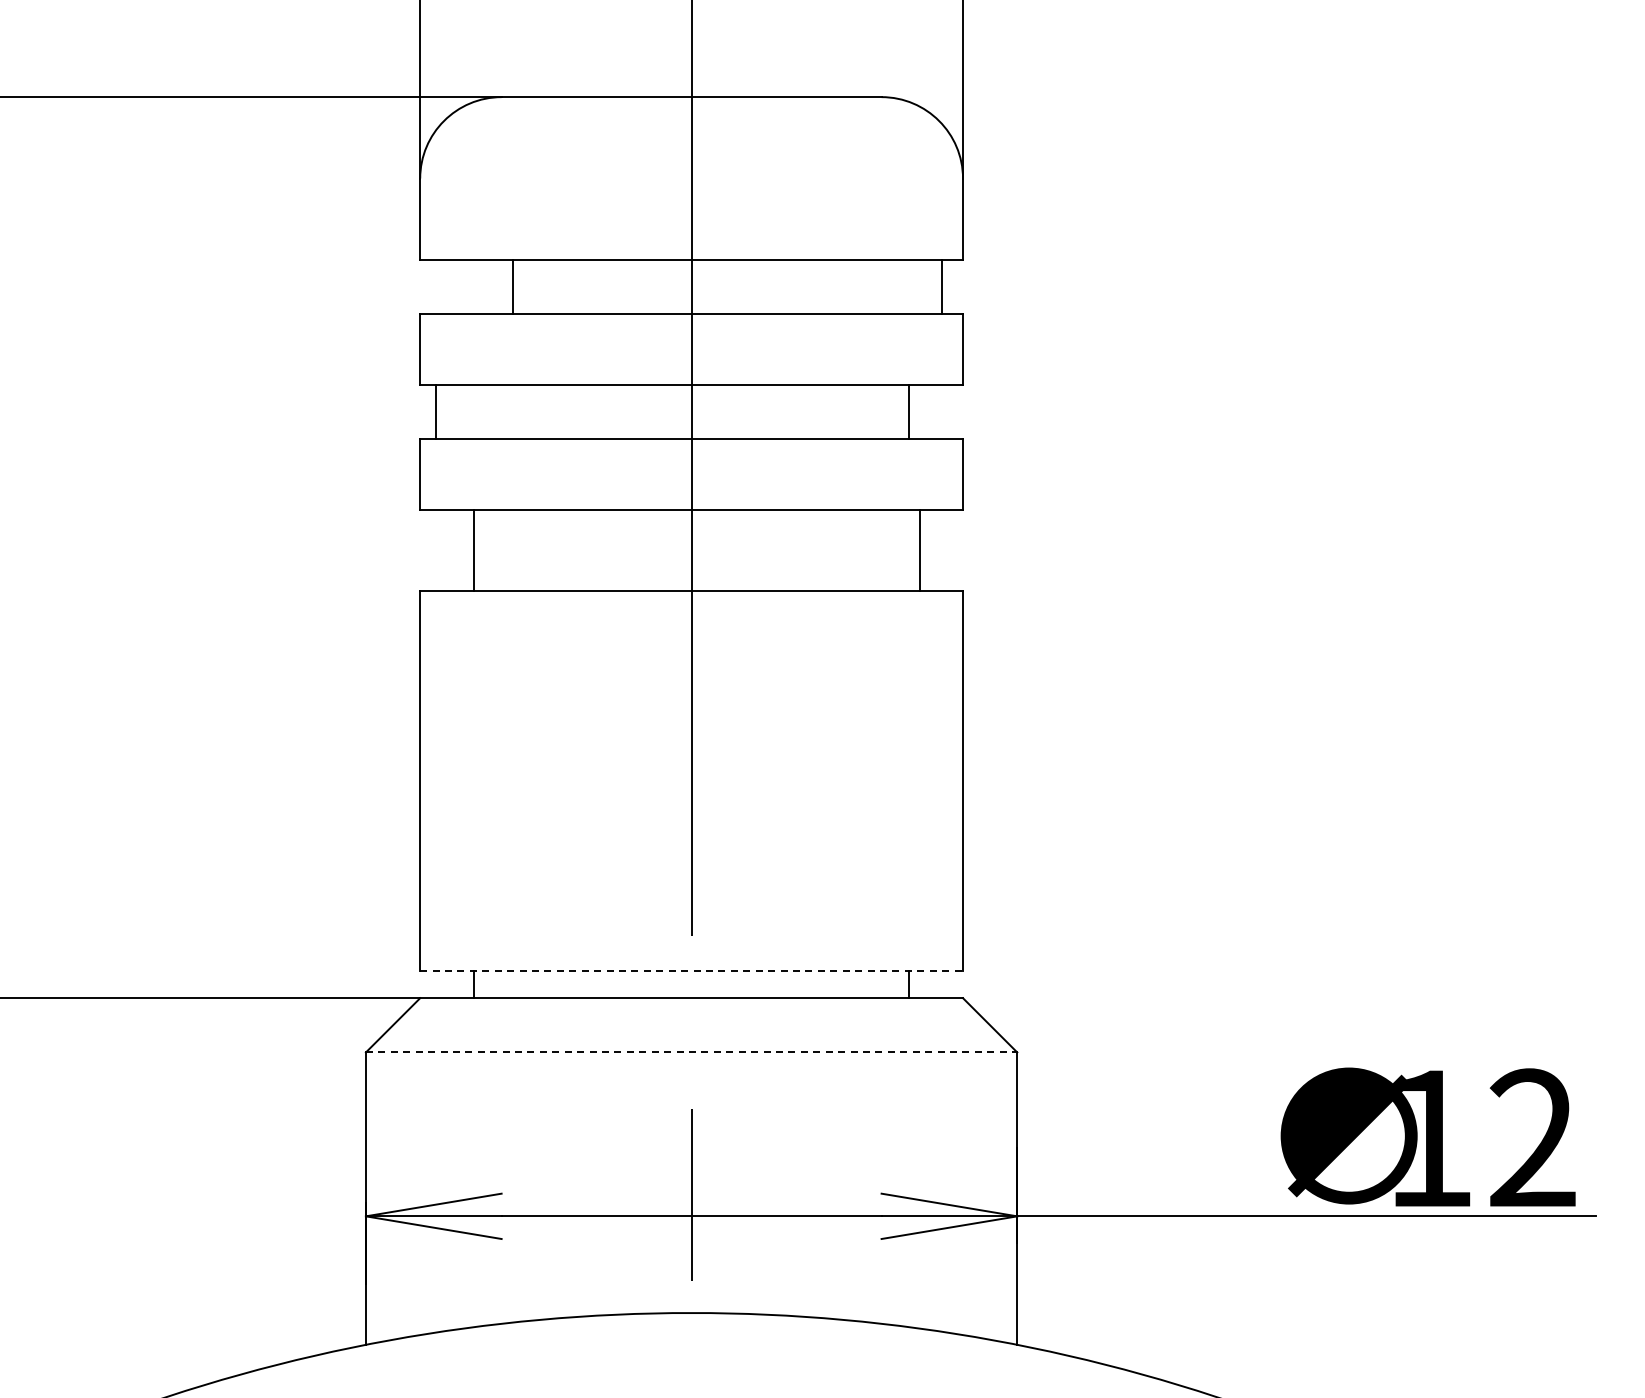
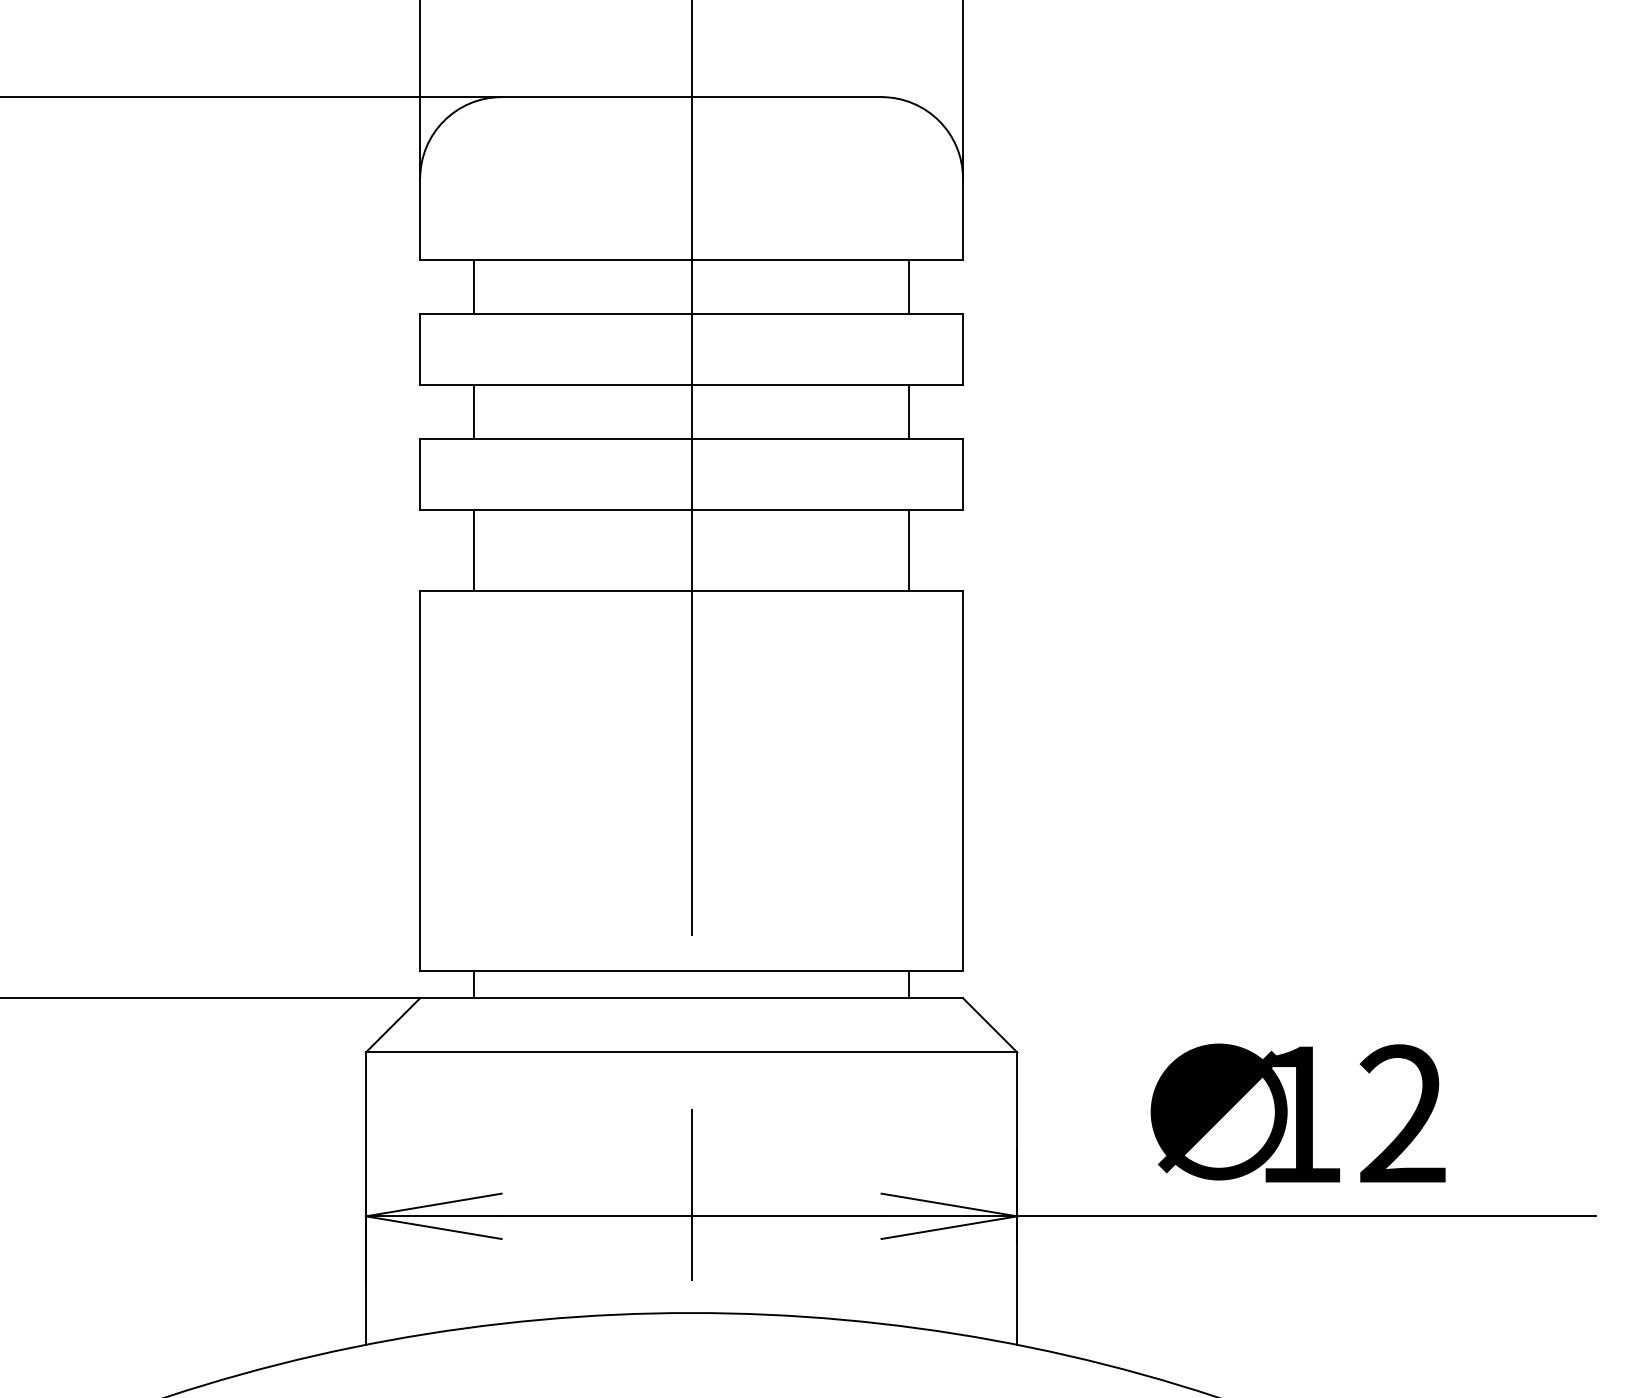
line position: (513, 286) -> (474, 286) (474, 286)
line position: (941, 286) -> (908, 286) (908, 286)
line position: (436, 411) -> (474, 411) (474, 411)
line position: (919, 550) -> (908, 550) (908, 550)
line: dashed -> solid (692, 971)
line: dashed -> solid (691, 1052)
text position: (1427, 1136) -> (1297, 1112) (1297, 1112)
